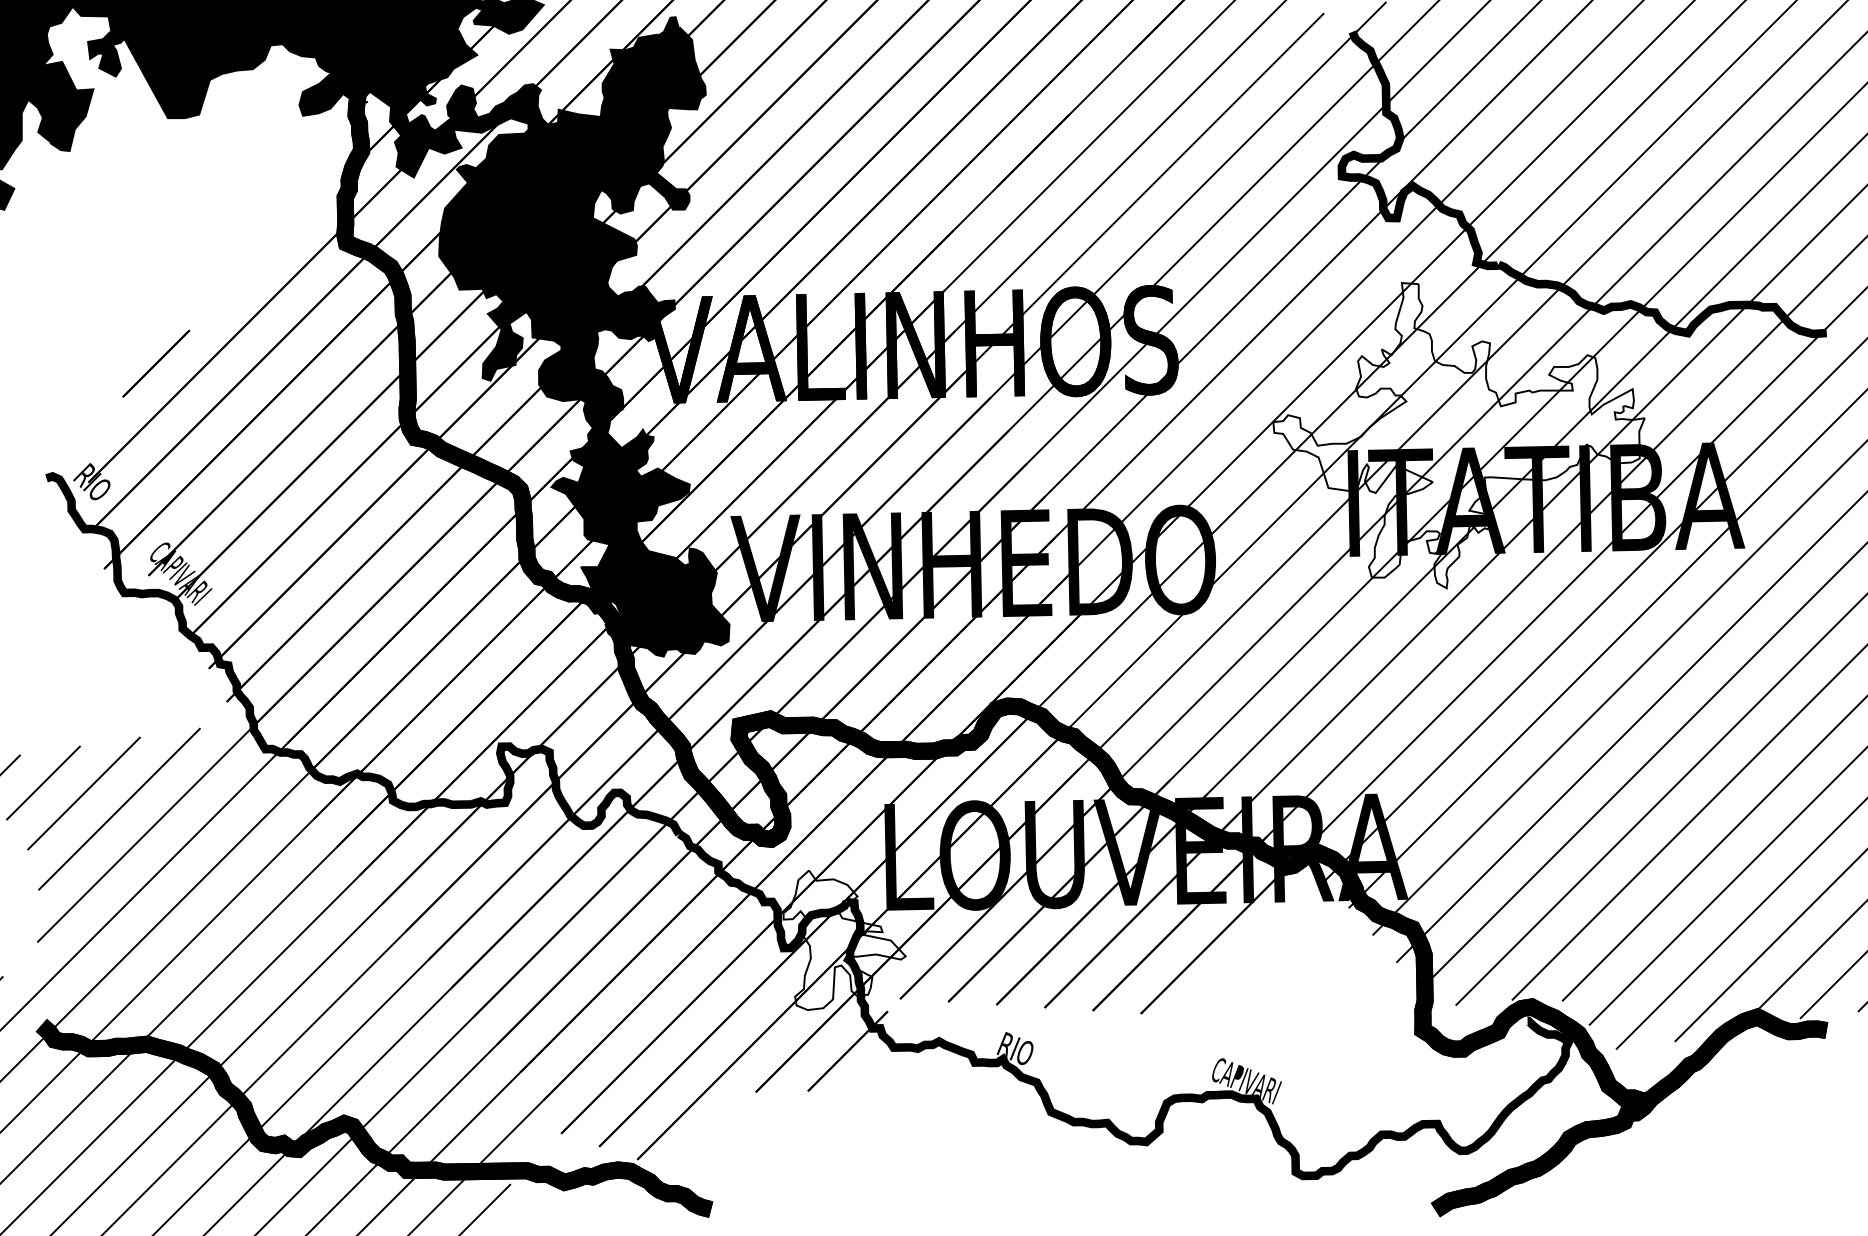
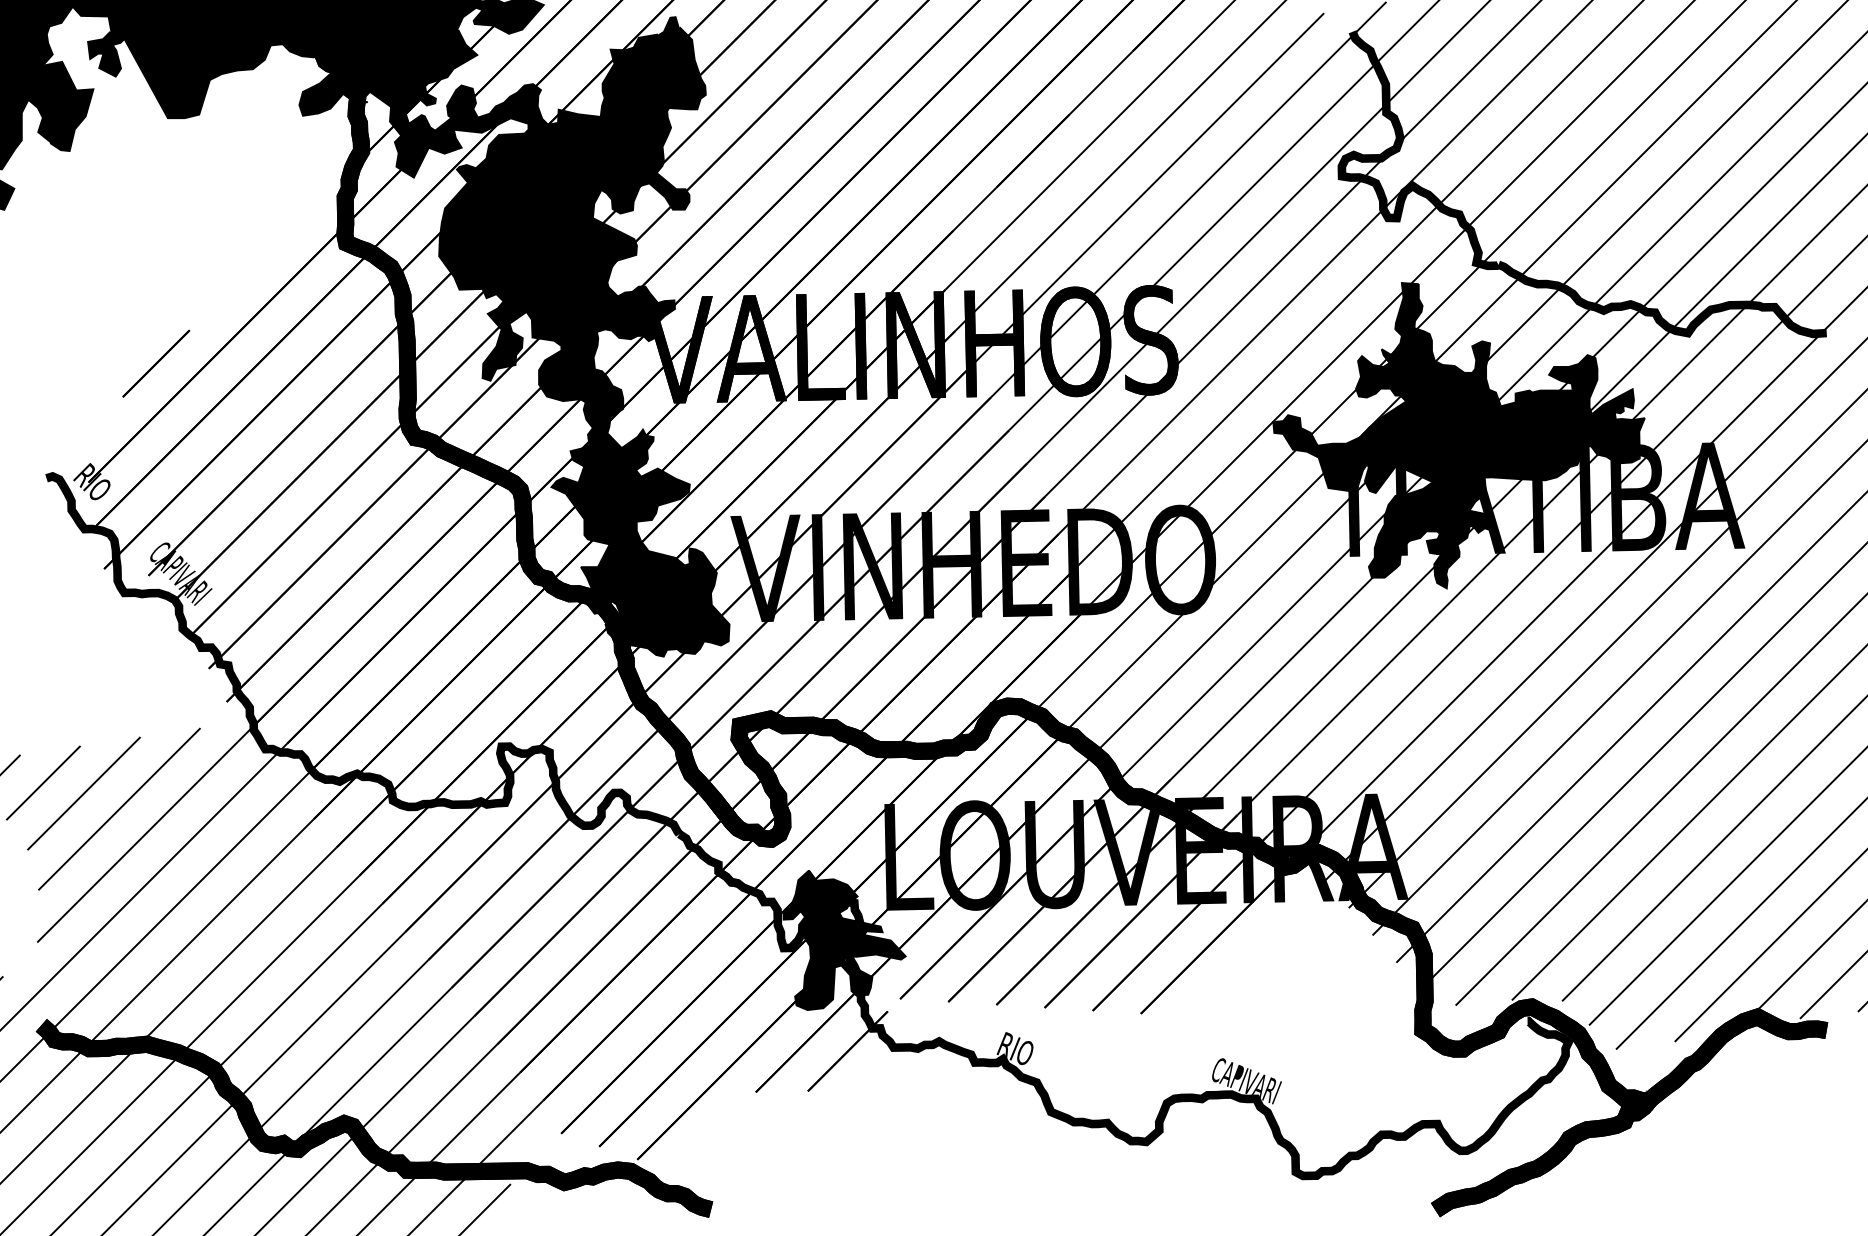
fill: none -> present (1458, 435)
fill: none -> present (844, 940)
